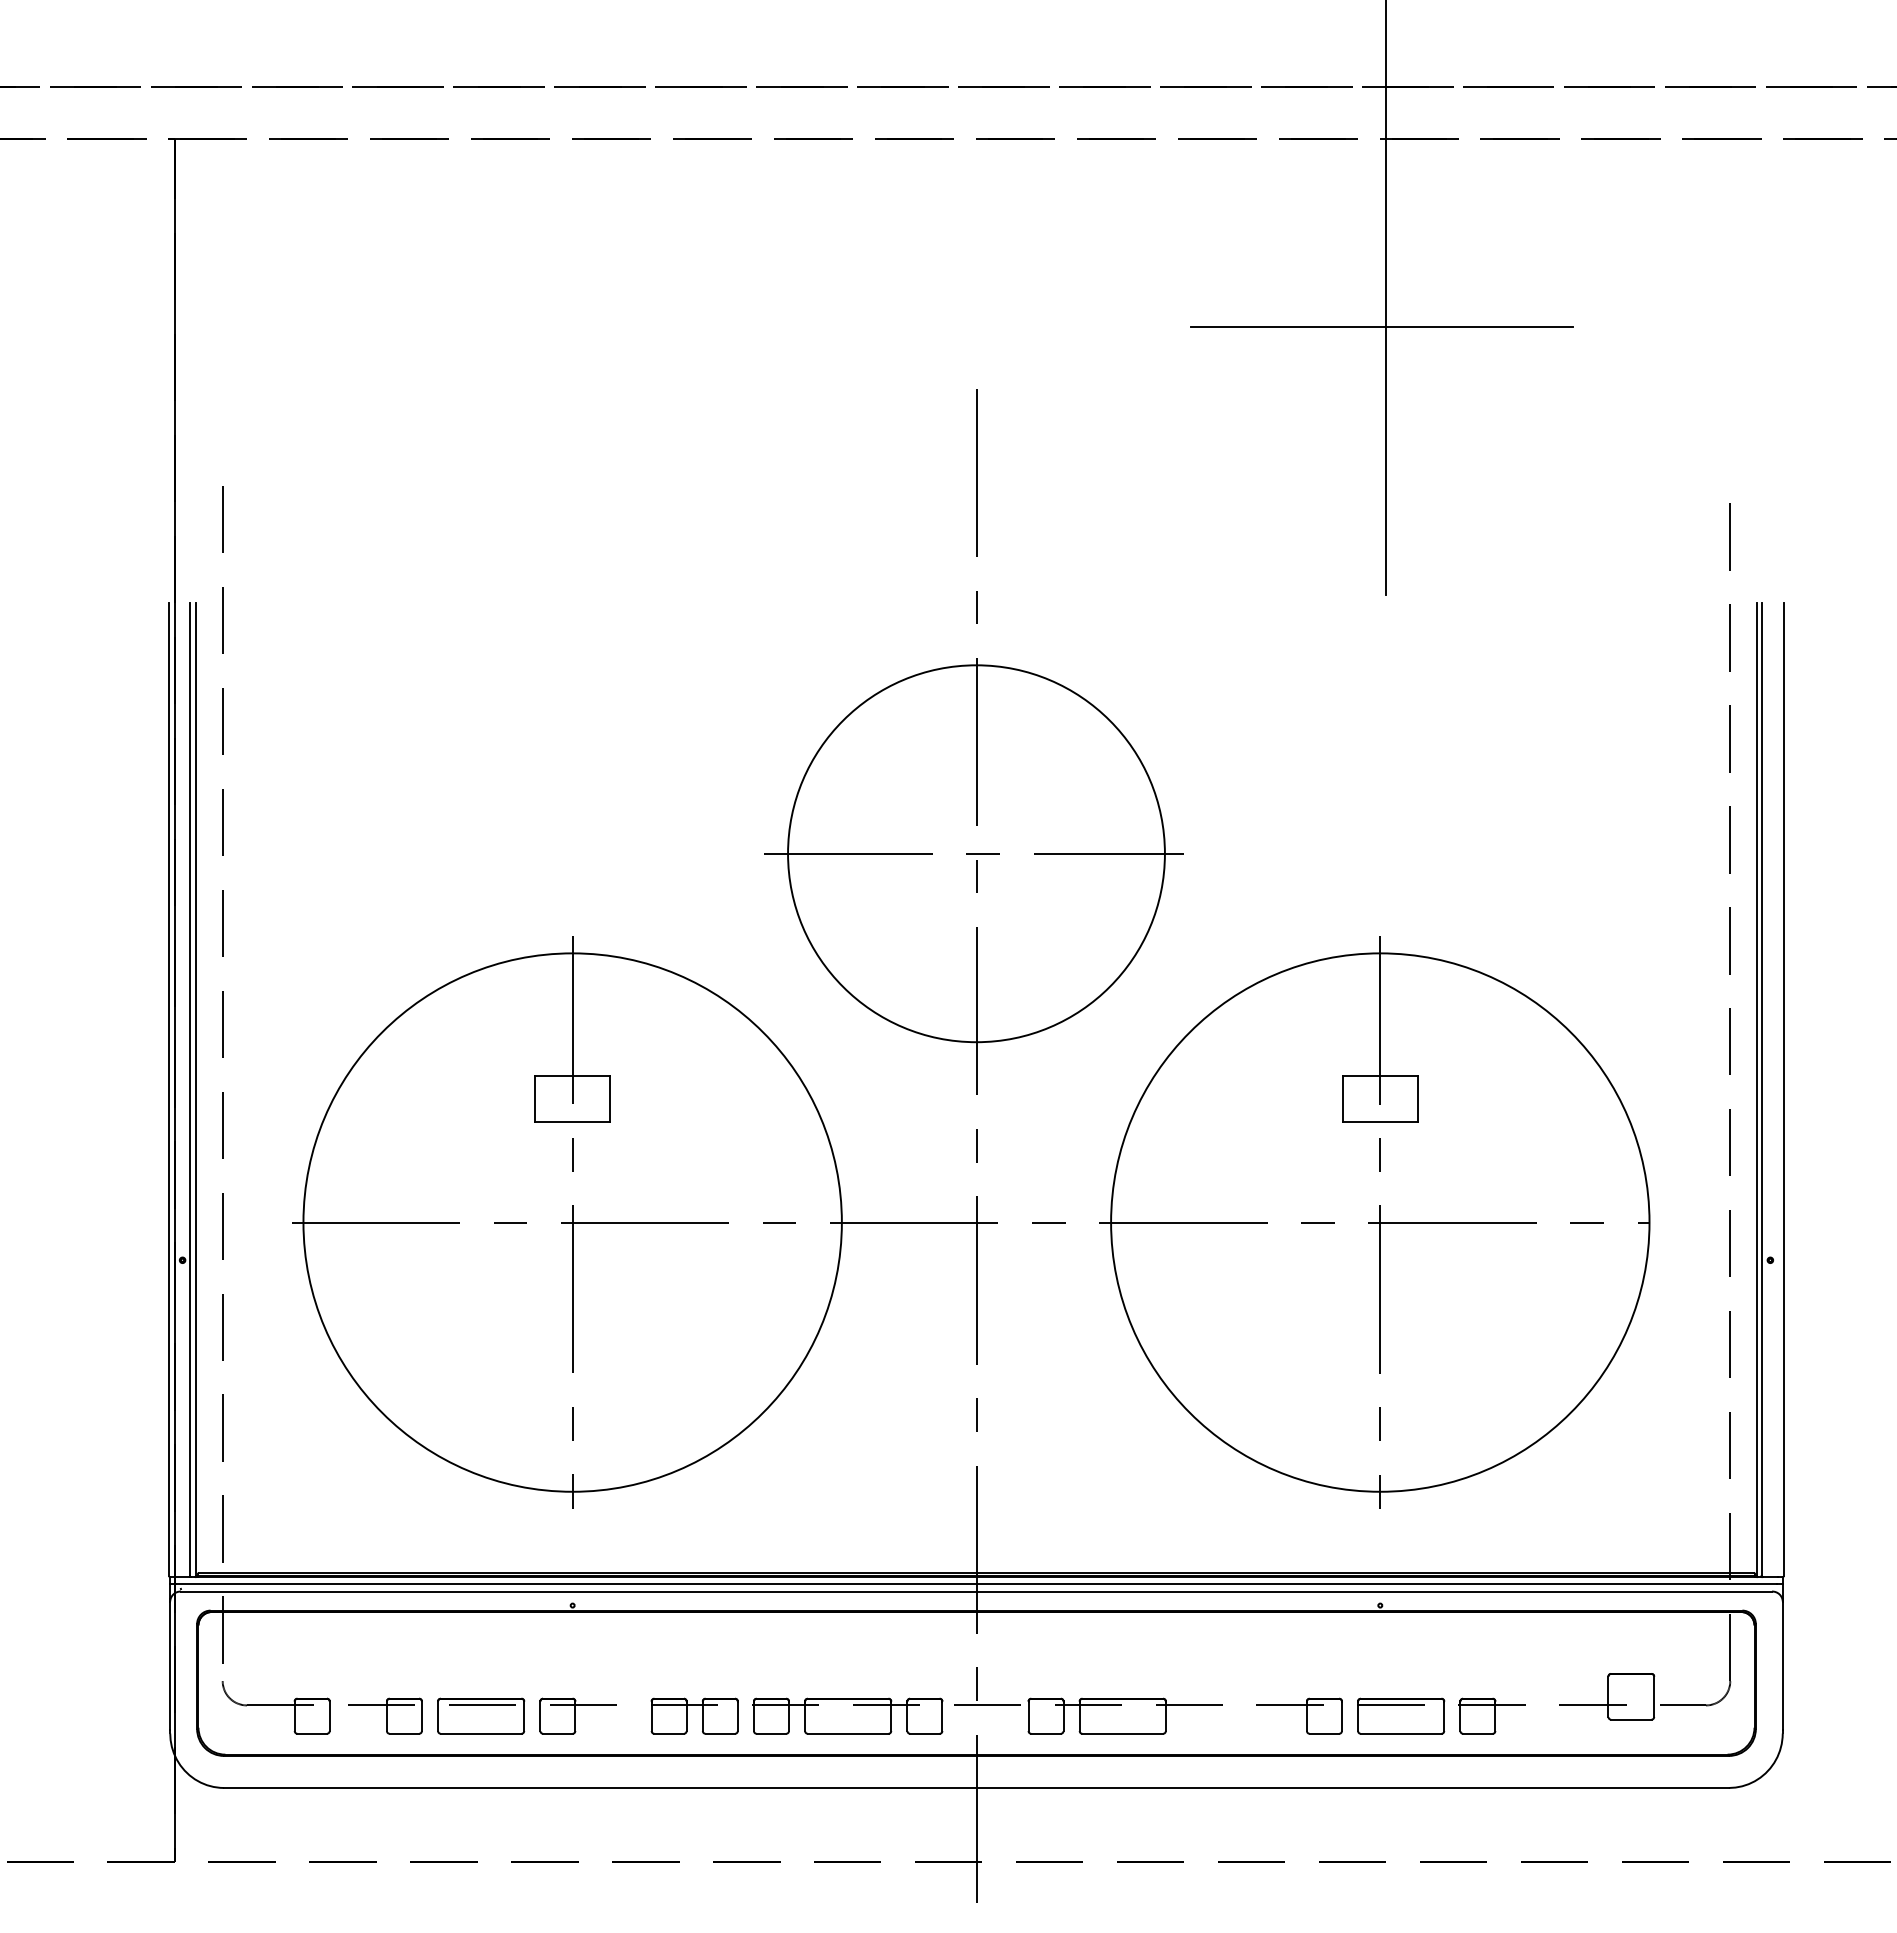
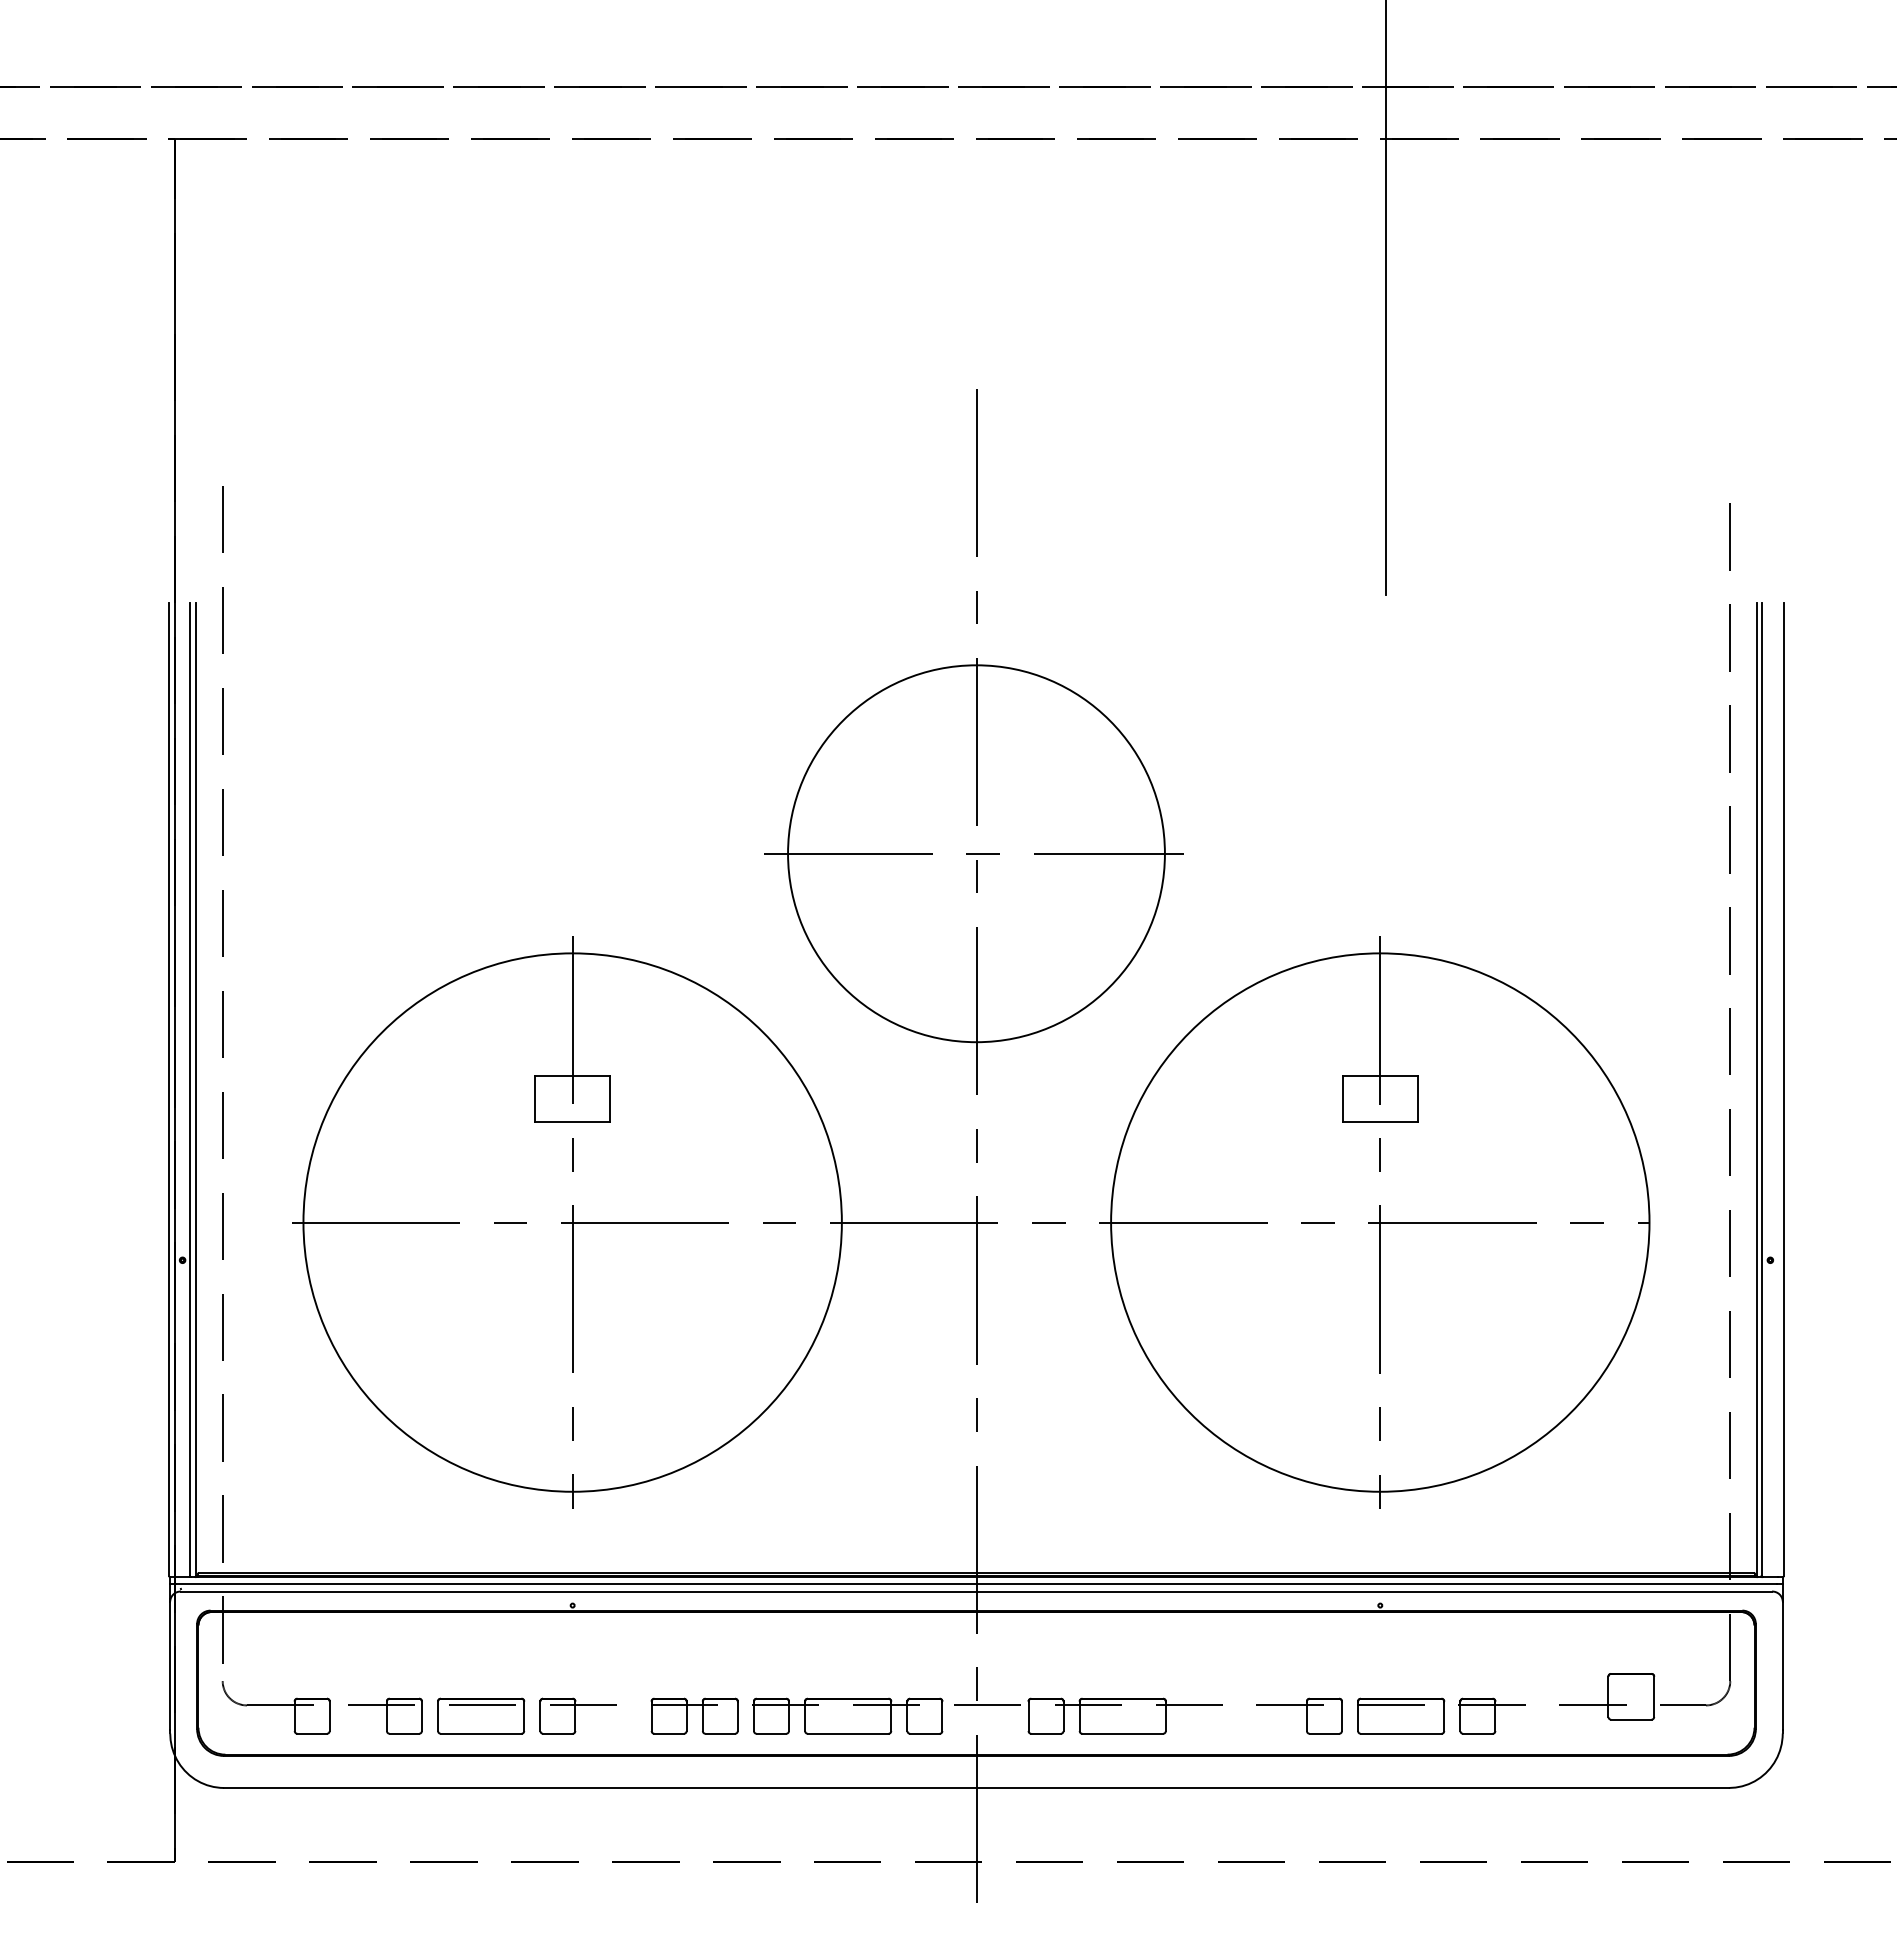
line: present -> none (1381, 327)
